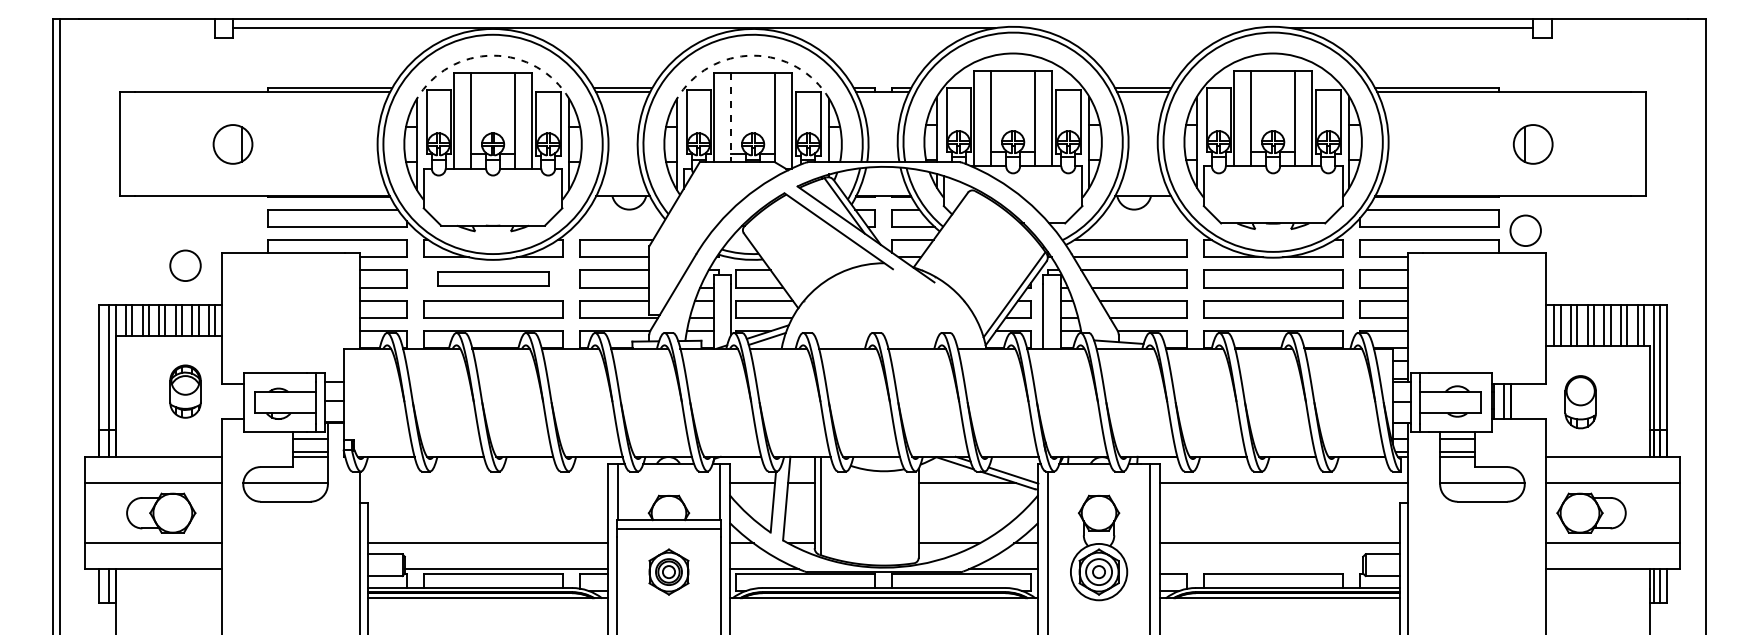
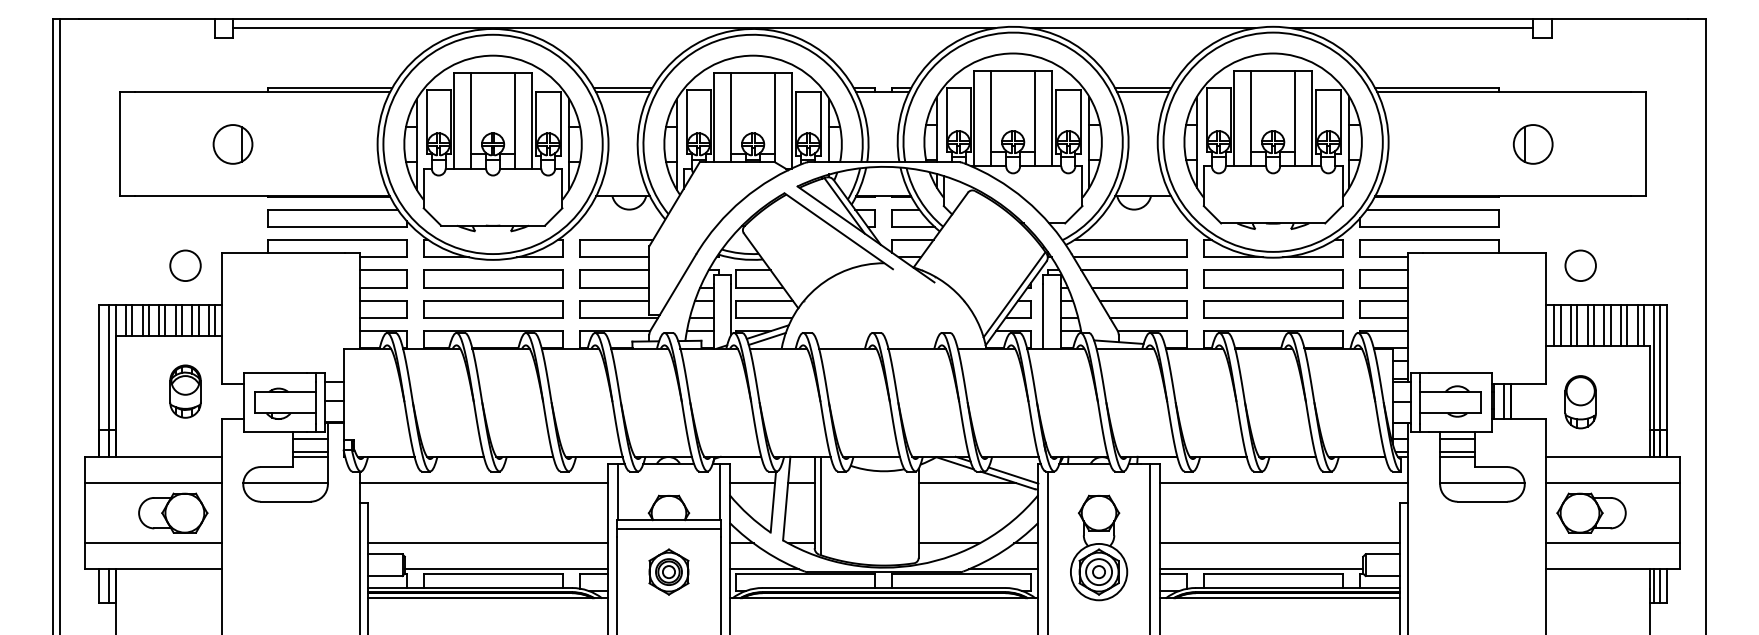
line: none -> present (1143, 28)
arc: dashed -> solid (493, 55)
arc: dashed -> solid (753, 55)
line: dashed -> solid (731, 117)
circle position: (1525, 230) -> (1580, 265) (1580, 265)
part size: 113x16 px -> 141x20 px (493, 278)
line: none -> present (484, 483)
part position: (161, 512) -> (173, 512) (173, 512)
line: none -> present (1261, 569)
